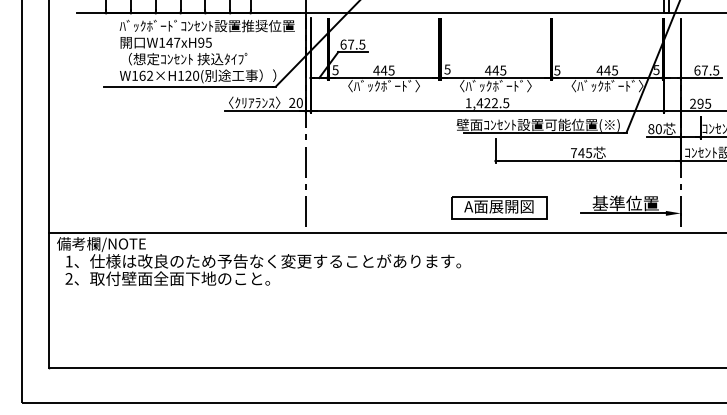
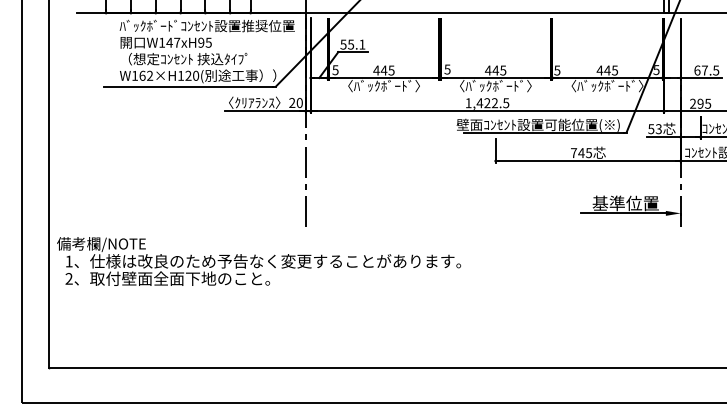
text: 67.5 -> 55.1 (352, 44)
text: 80 -> 53 (654, 129)
part: present -> none (499, 207)
line: present -> none (385, 232)
